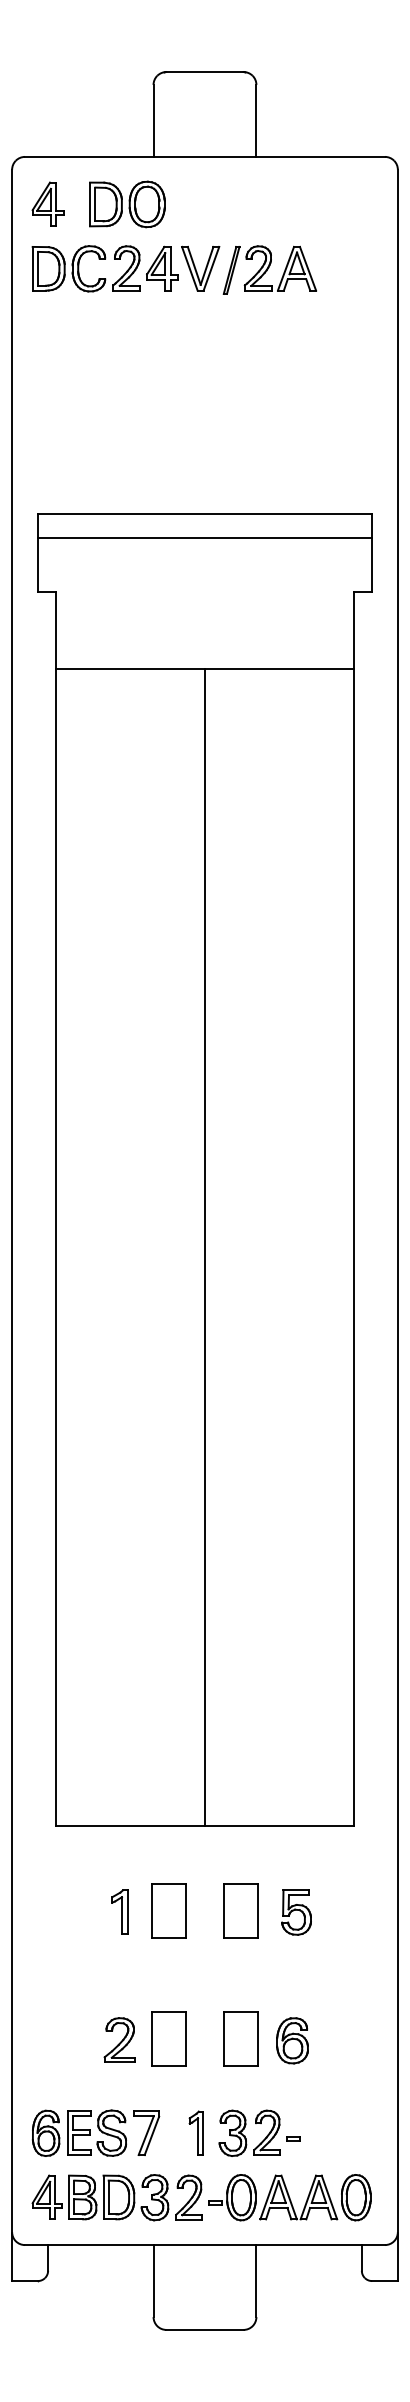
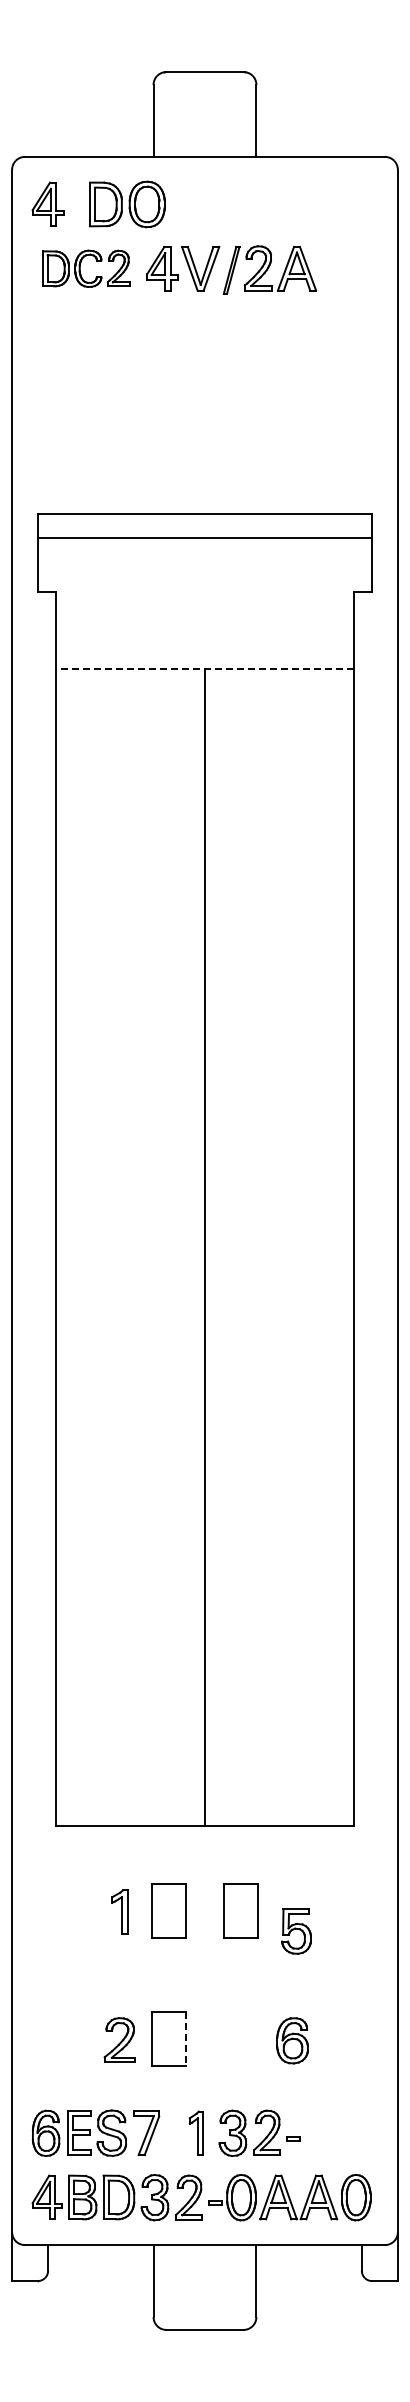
part size: 110x48 px -> 89x39 px (86, 268)
line: solid -> dashed (204, 668)
part position: (296, 1912) -> (296, 1931) (296, 1931)
part: present -> none (240, 2038)
line: solid -> dashed (185, 2039)
